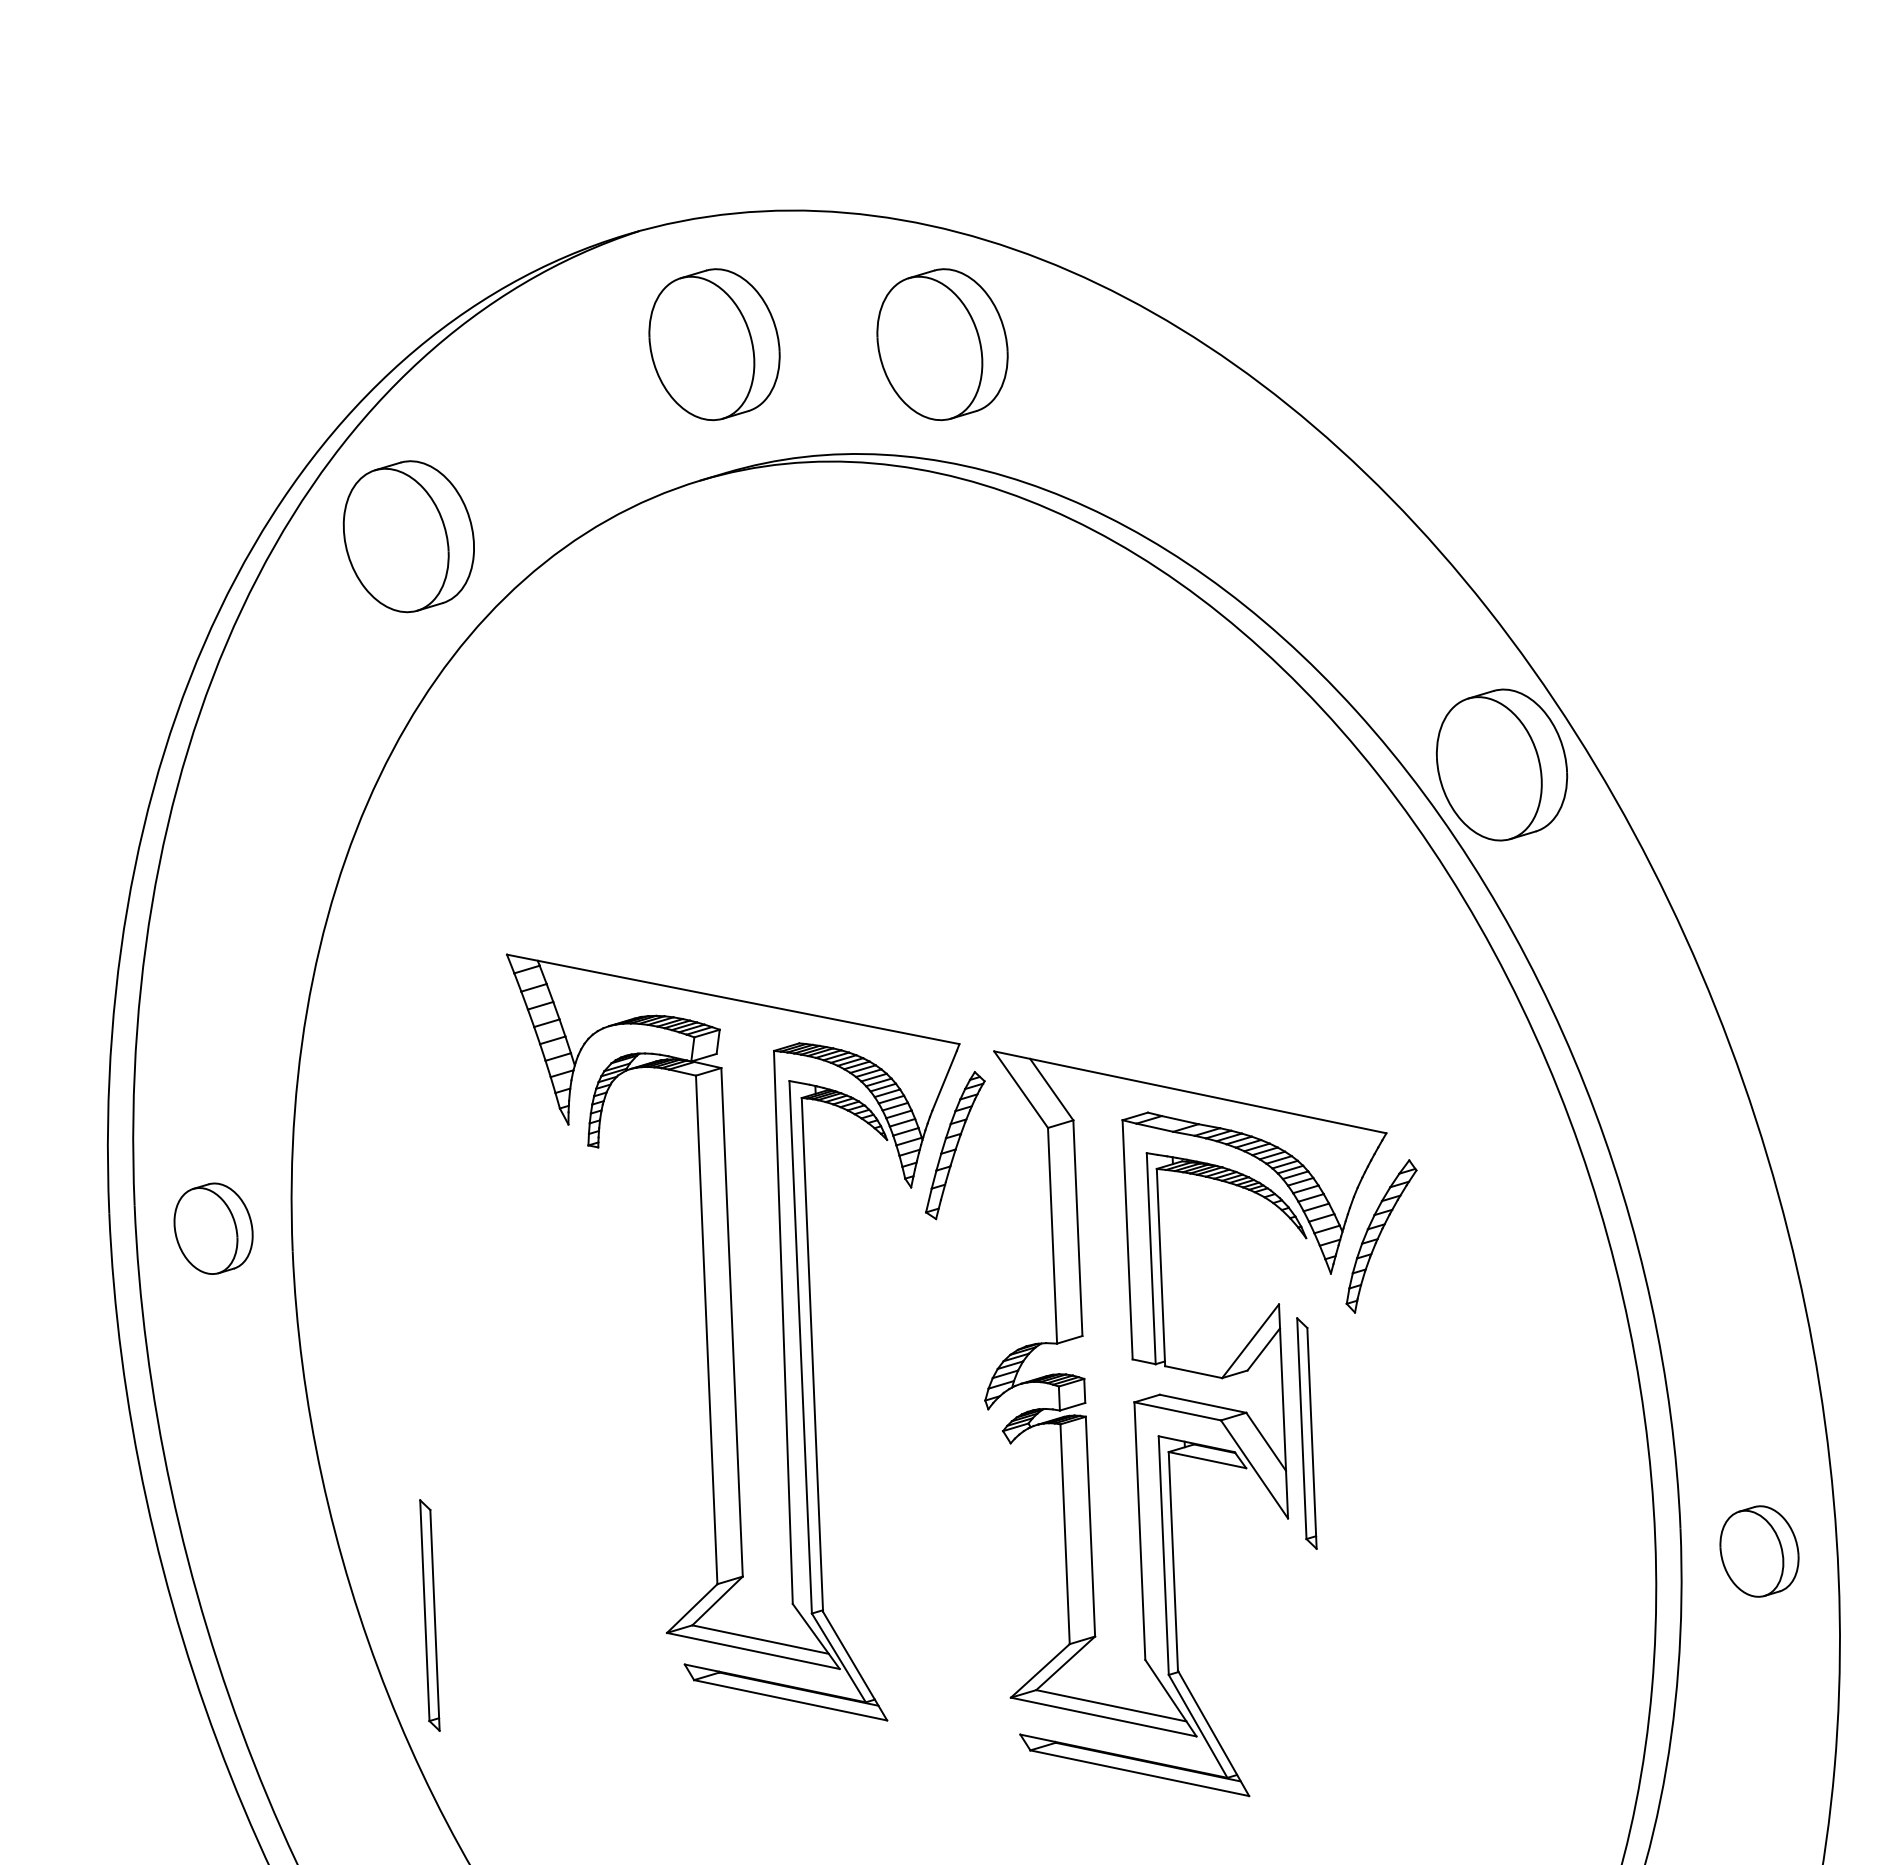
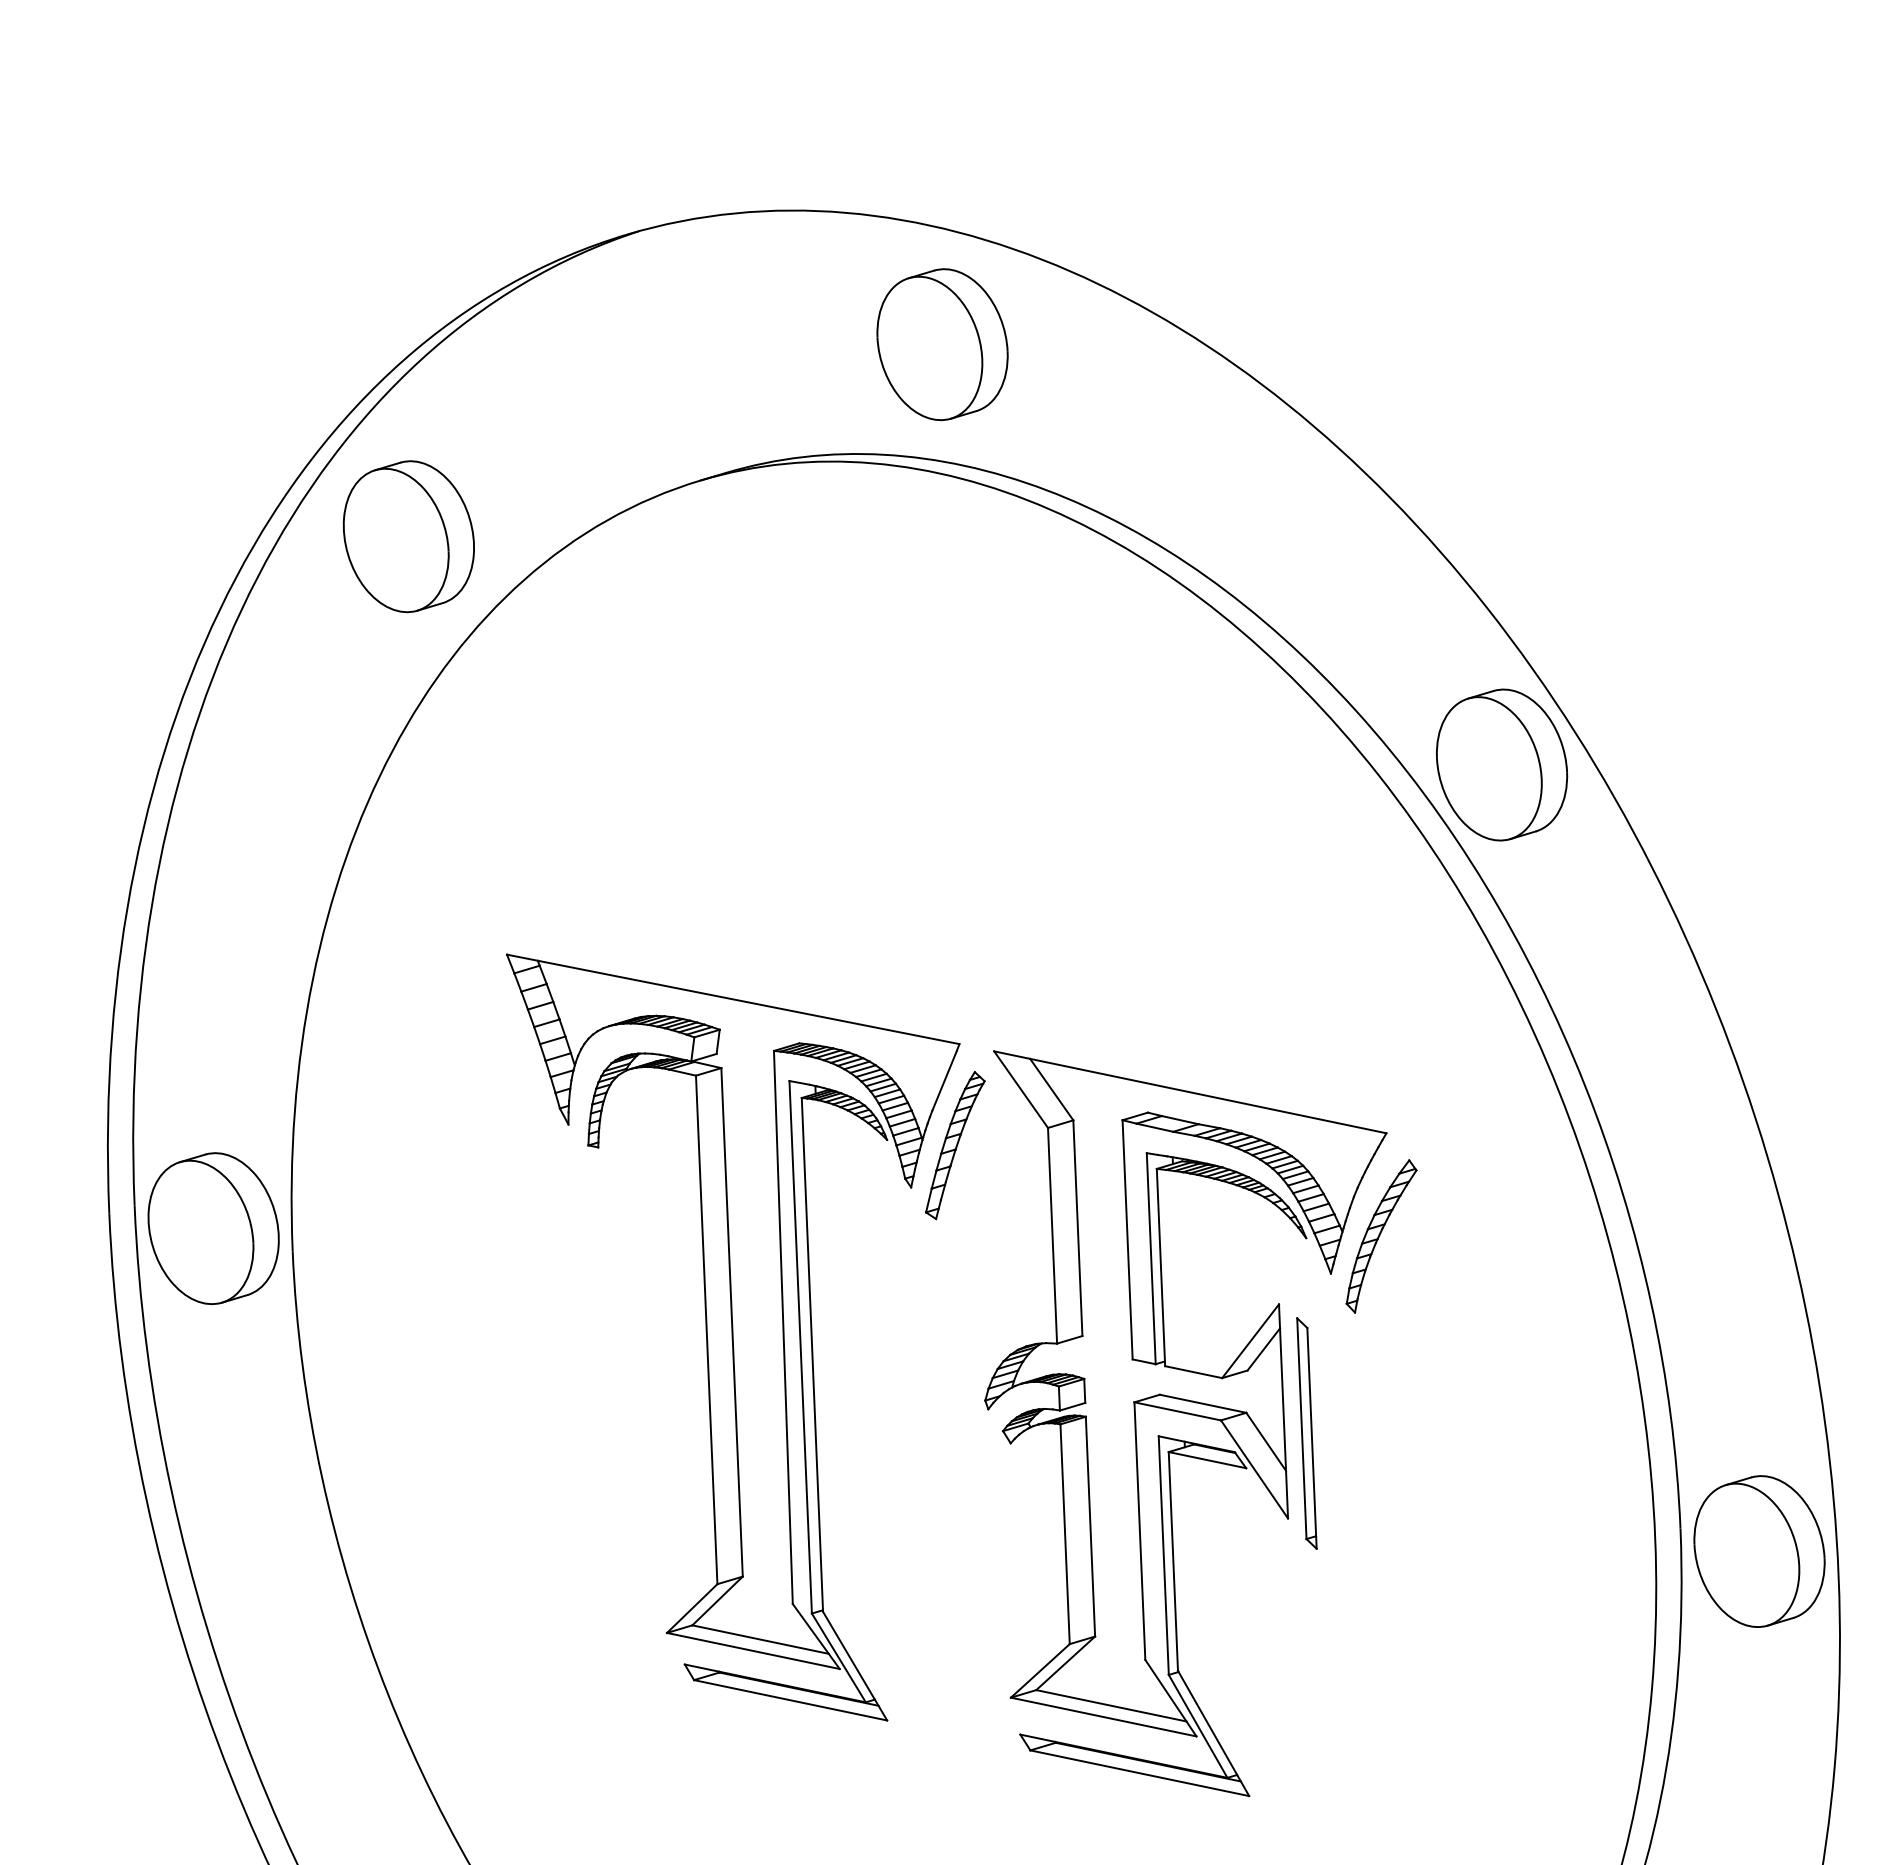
part: present -> none (714, 344)
part size: 81x93 px -> 133x154 px (213, 1228)
part size: 81x93 px -> 133x153 px (1759, 1551)
part: present -> none (429, 1615)
